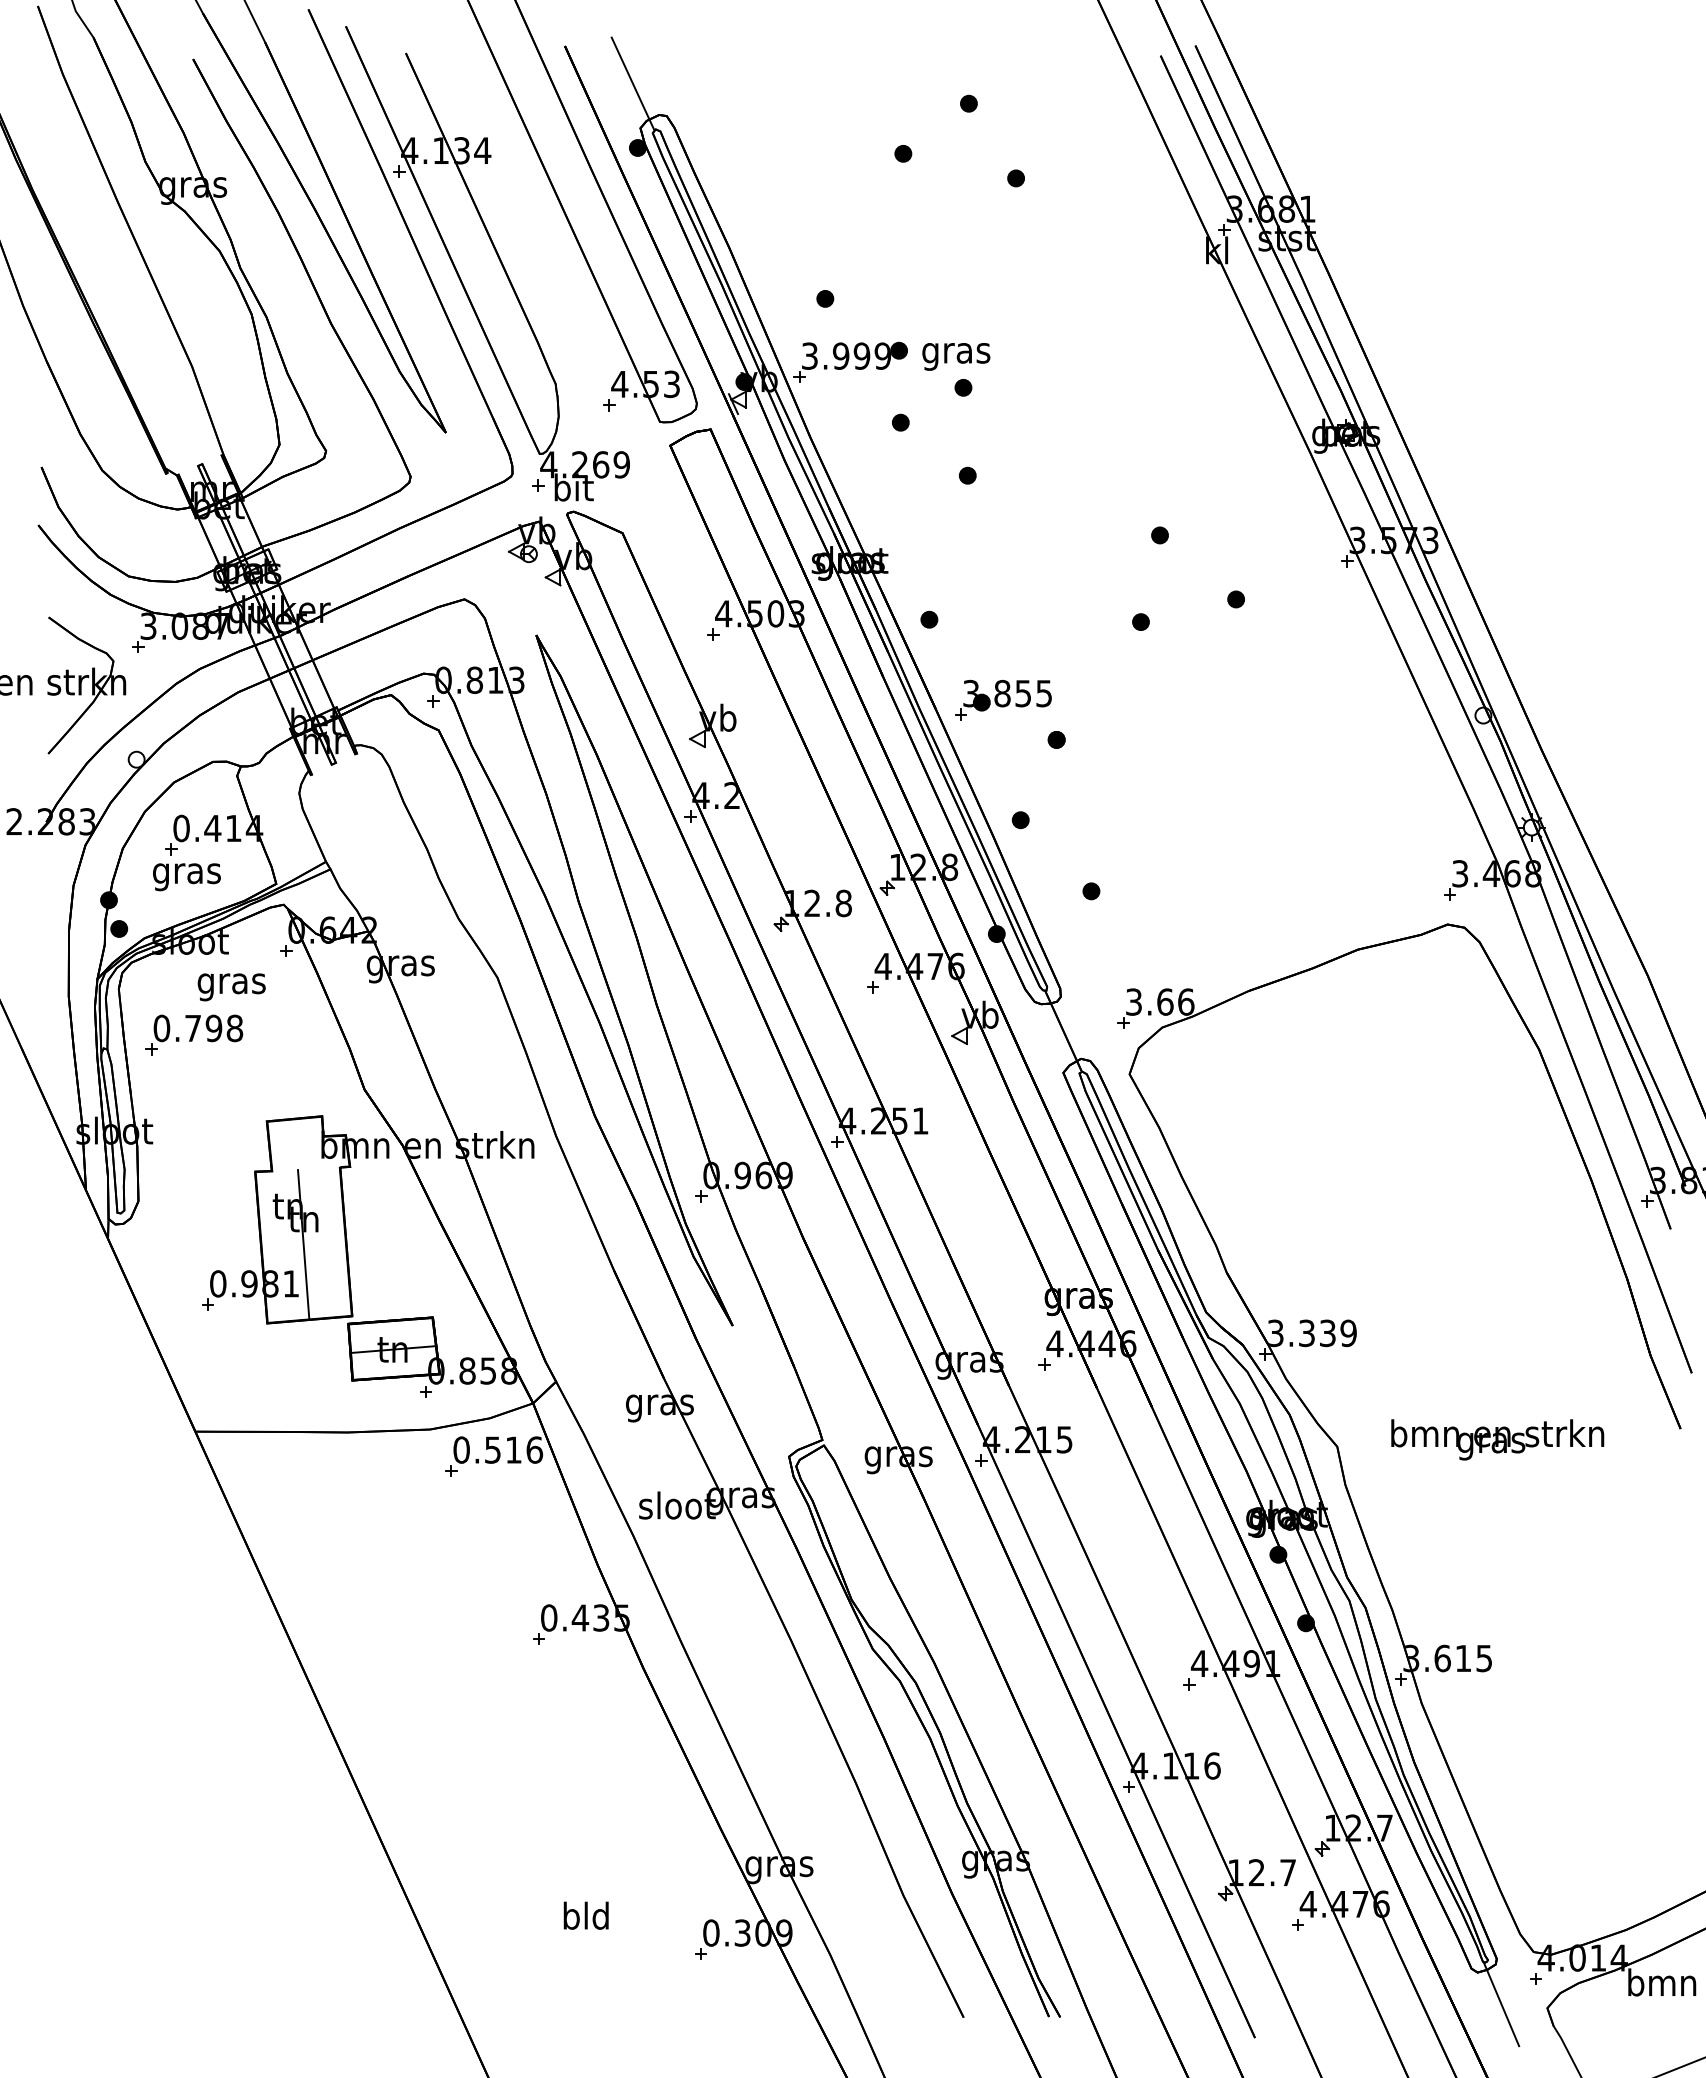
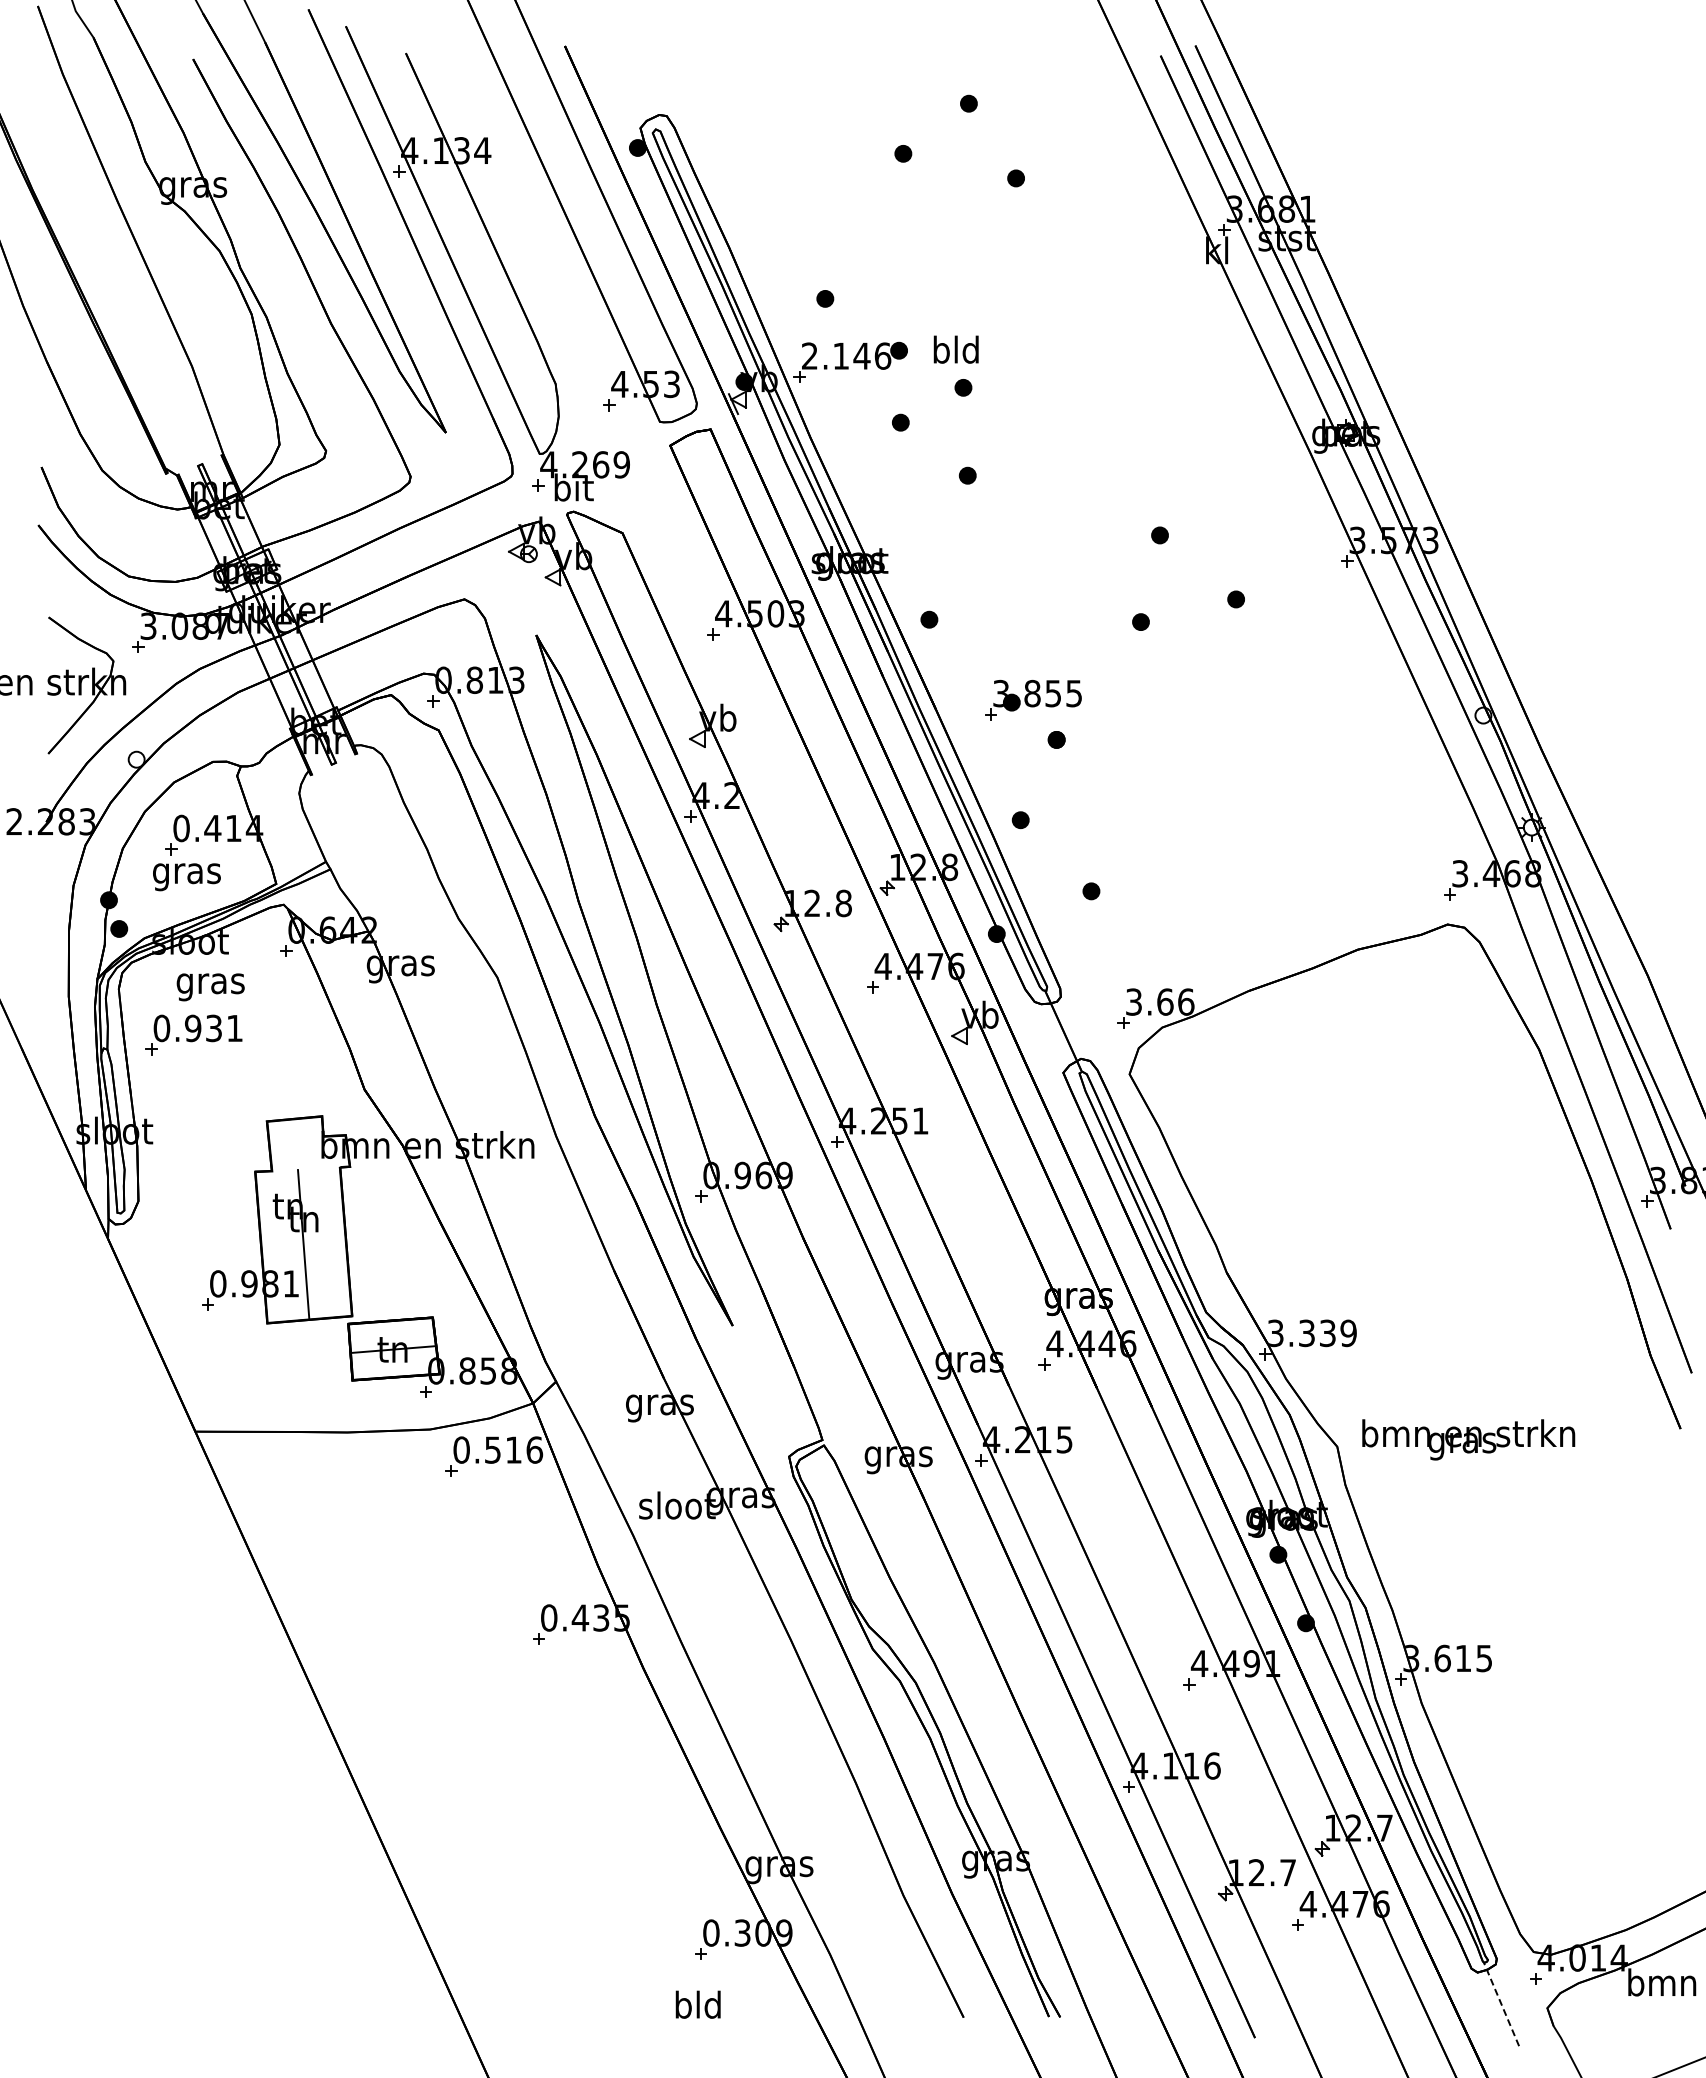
line: present -> none (632, 83)
text: gras -> bld (956, 352)
text: 3.999 -> 2.146 (846, 355)
part position: (1003, 700) -> (1033, 700) (1033, 700)
text position: (231, 987) -> (210, 987) (210, 987)
text: 0.798 -> 0.931 (214, 1028)
text position: (1497, 1439) -> (1468, 1439) (1468, 1439)
text position: (585, 1915) -> (697, 2004) (697, 2004)
line: solid -> dashed (1501, 2004)
